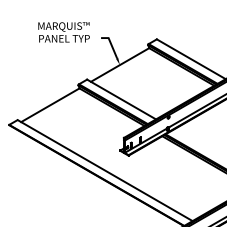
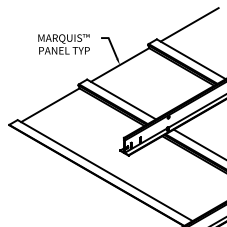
line: none -> present (189, 24)
text position: (63, 32) -> (63, 44) (63, 44)
line: none -> present (198, 143)
